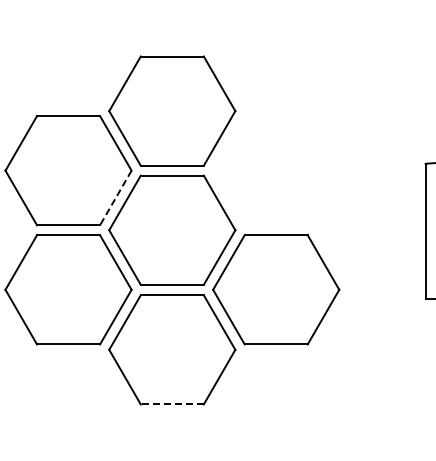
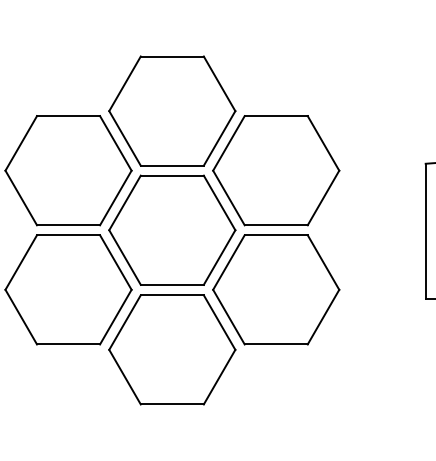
part: none -> present (276, 170)
line: dashed -> solid (115, 198)
line: dashed -> solid (172, 404)
